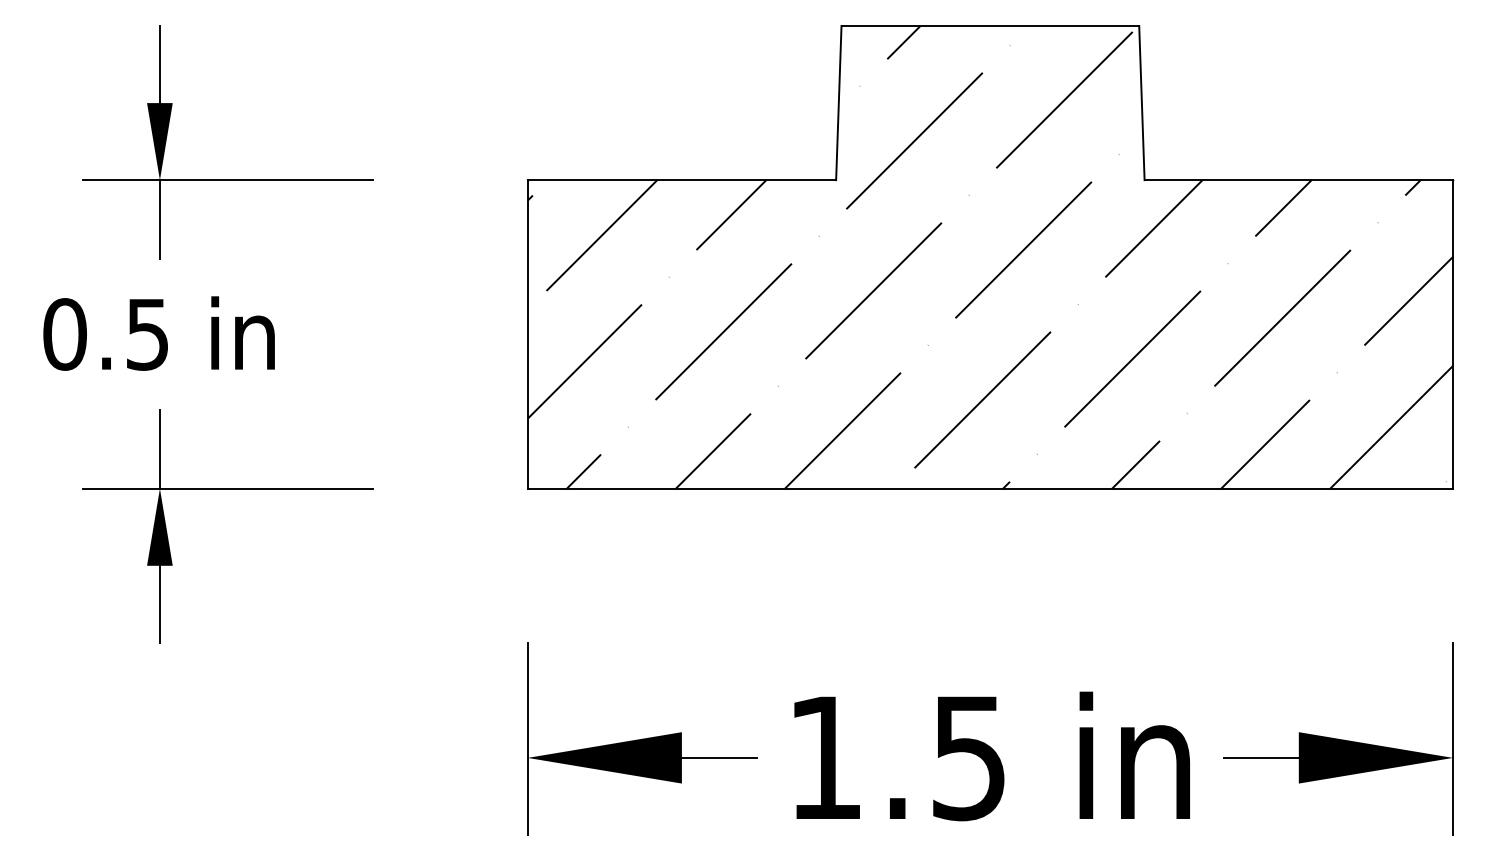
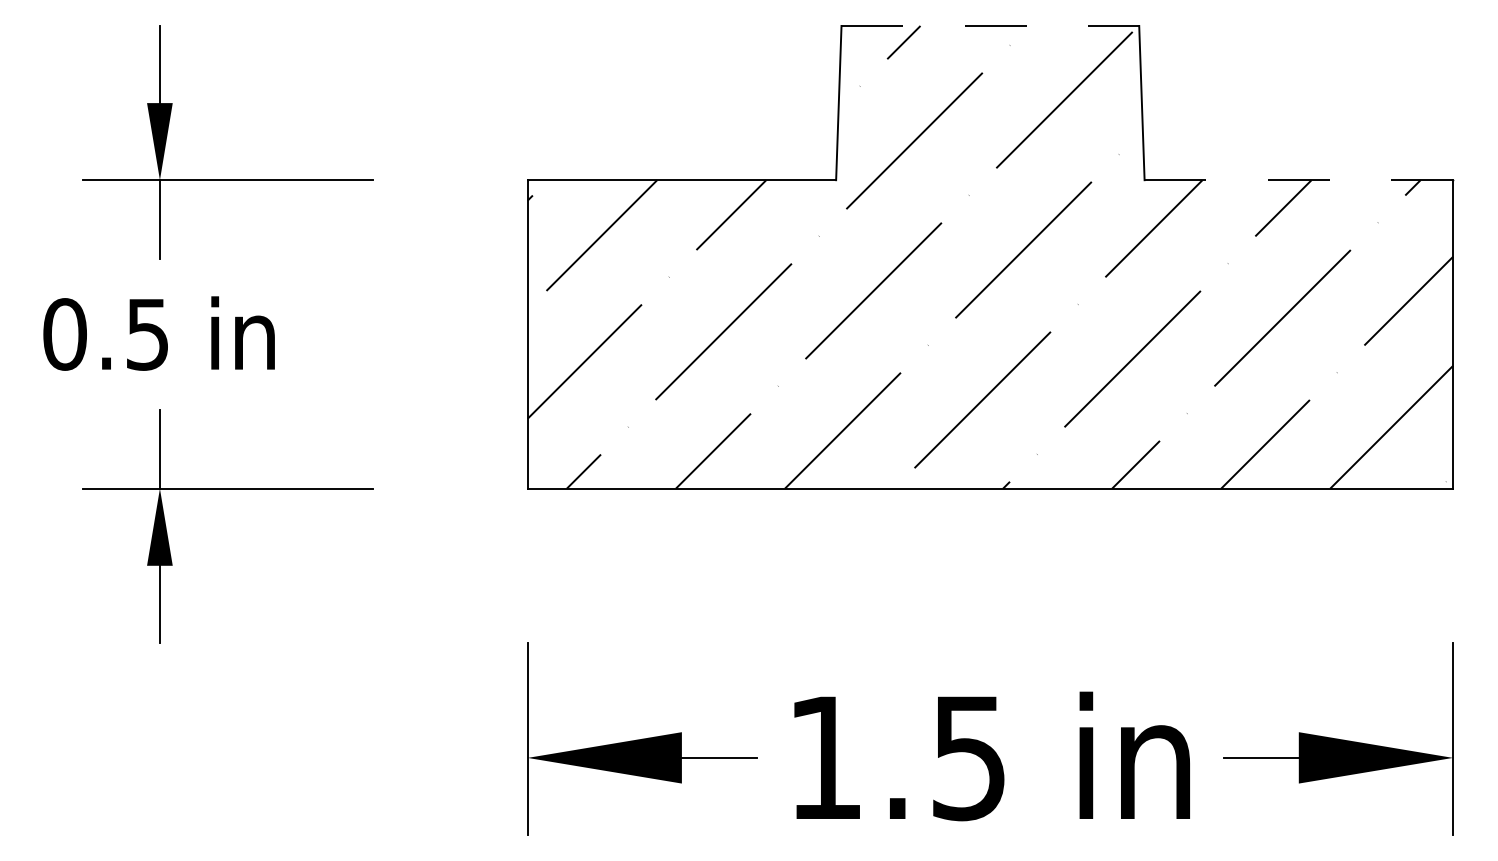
line: solid -> dashed (990, 25)
line: solid -> dashed (1298, 180)
